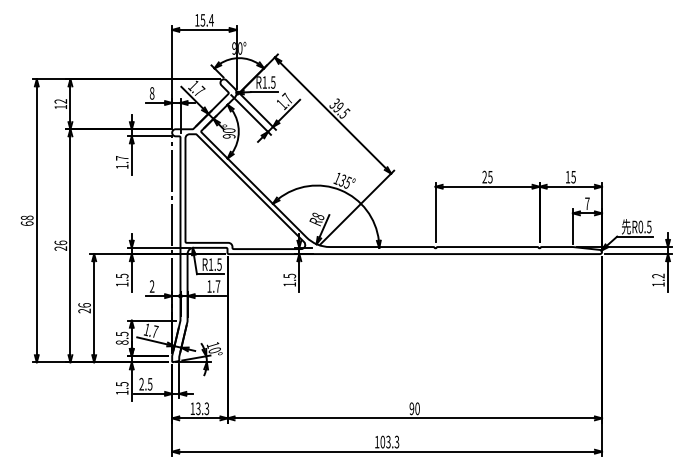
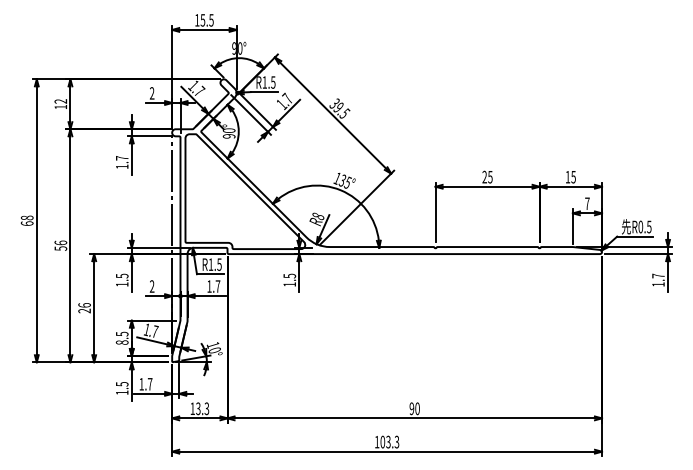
text: 15.4 -> 15.5 (210, 20)
text: 8 -> 2 (151, 93)
text: 26 -> 56 (60, 248)
text: 1.2 -> 1.7 (658, 275)
text: 2.5 -> 1.7 (145, 383)
